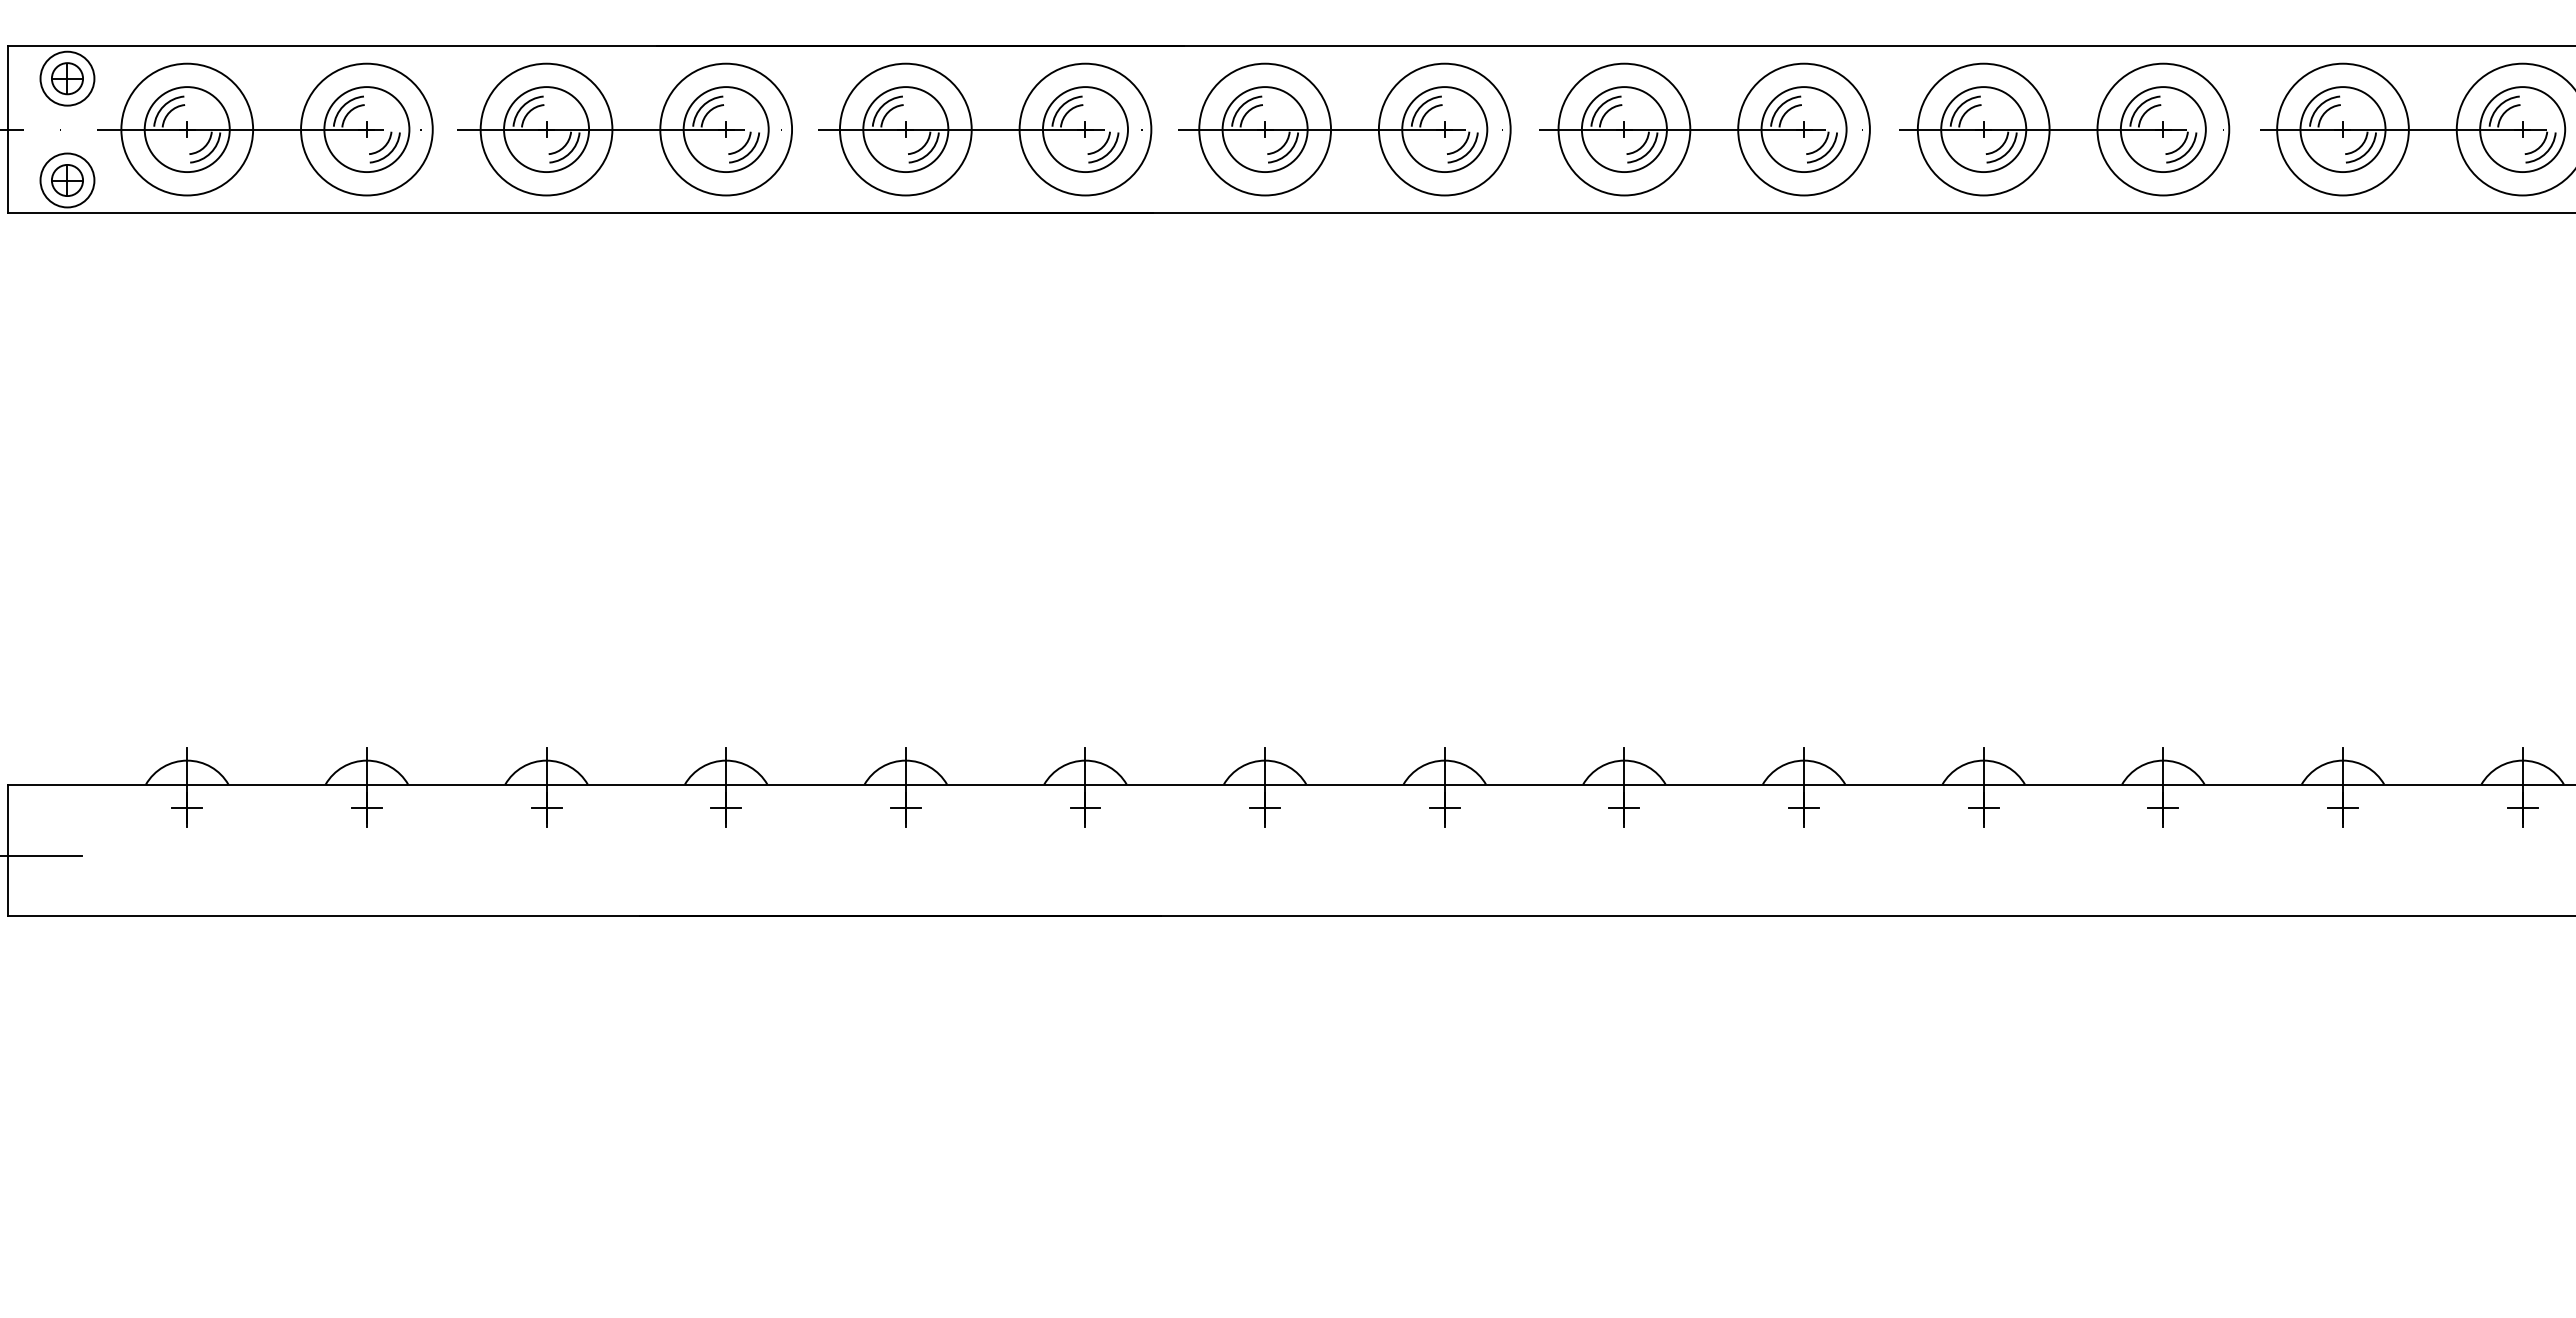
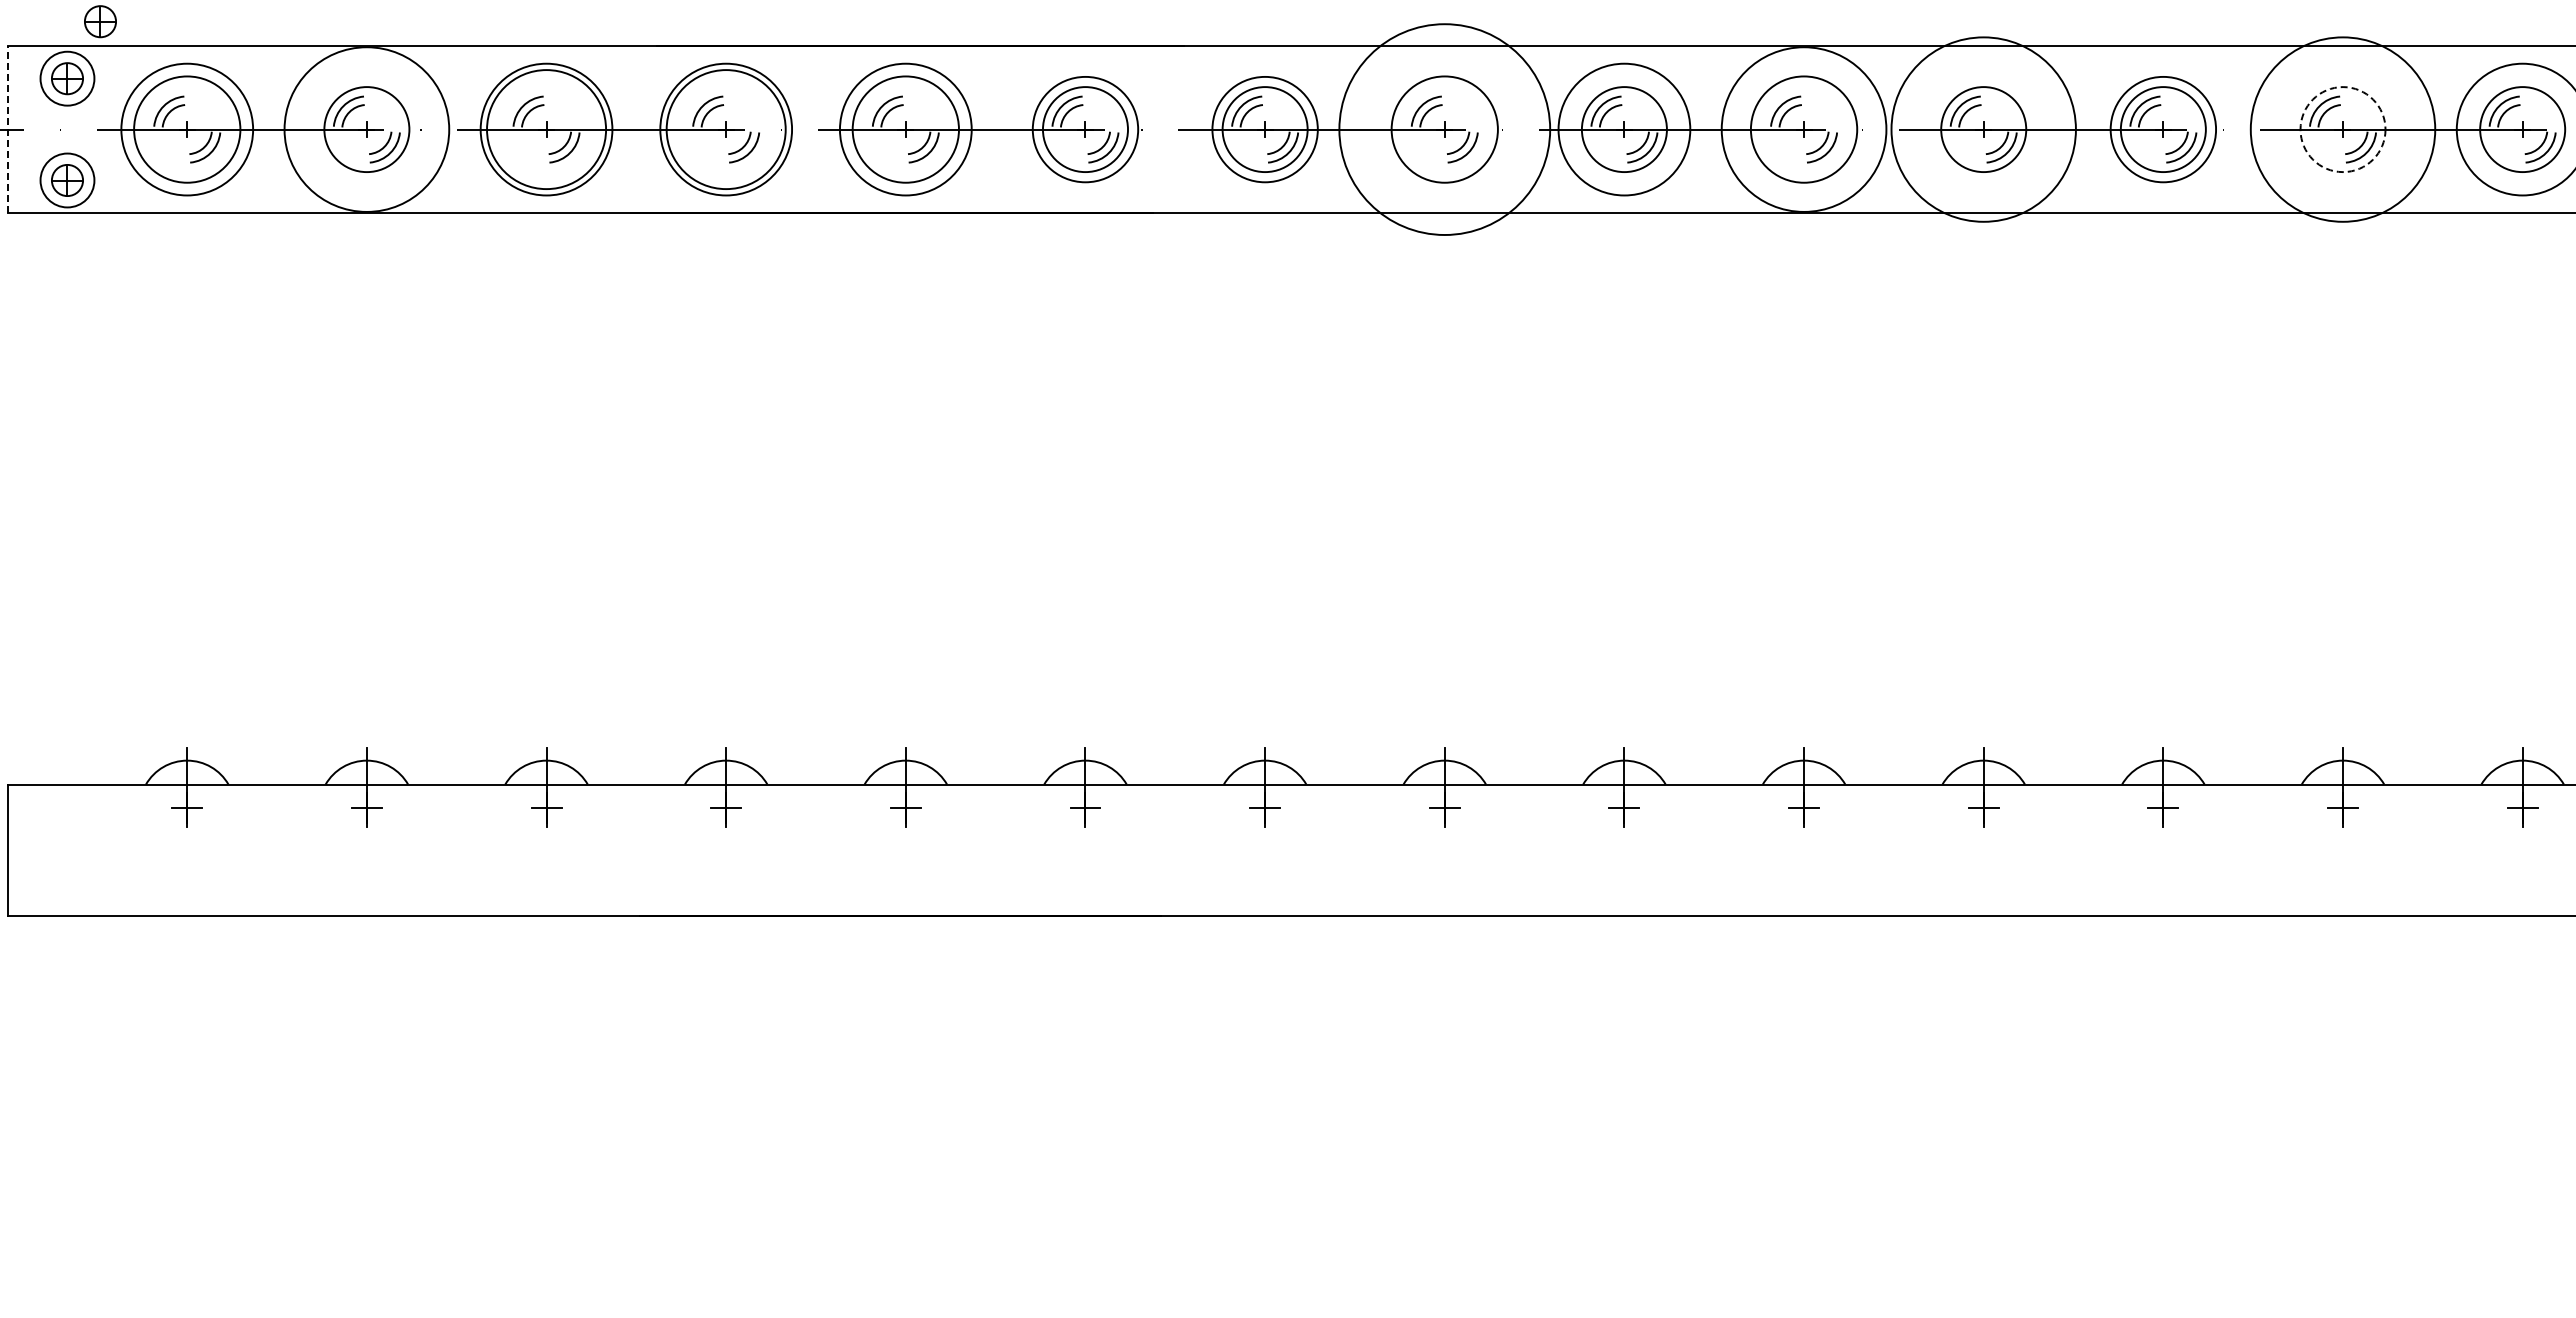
part: none -> present (100, 21)
line: solid -> dashed (7, 129)
circle diameter: 85 px -> 106 px (187, 129)
circle diameter: 132 px -> 165 px (366, 129)
circle diameter: 85 px -> 119 px (546, 129)
circle diameter: 85 px -> 119 px (725, 129)
circle diameter: 85 px -> 106 px (905, 129)
circle diameter: 132 px -> 105 px (1085, 129)
circle diameter: 132 px -> 105 px (1264, 129)
circle diameter: 132 px -> 211 px (1444, 129)
circle diameter: 85 px -> 106 px (1444, 129)
circle diameter: 132 px -> 165 px (1803, 129)
circle diameter: 85 px -> 106 px (1803, 129)
circle diameter: 132 px -> 184 px (1983, 129)
circle diameter: 132 px -> 105 px (2163, 129)
circle diameter: 132 px -> 184 px (2342, 129)
circle: solid -> dashed (2342, 129)
line: present -> none (42, 856)
